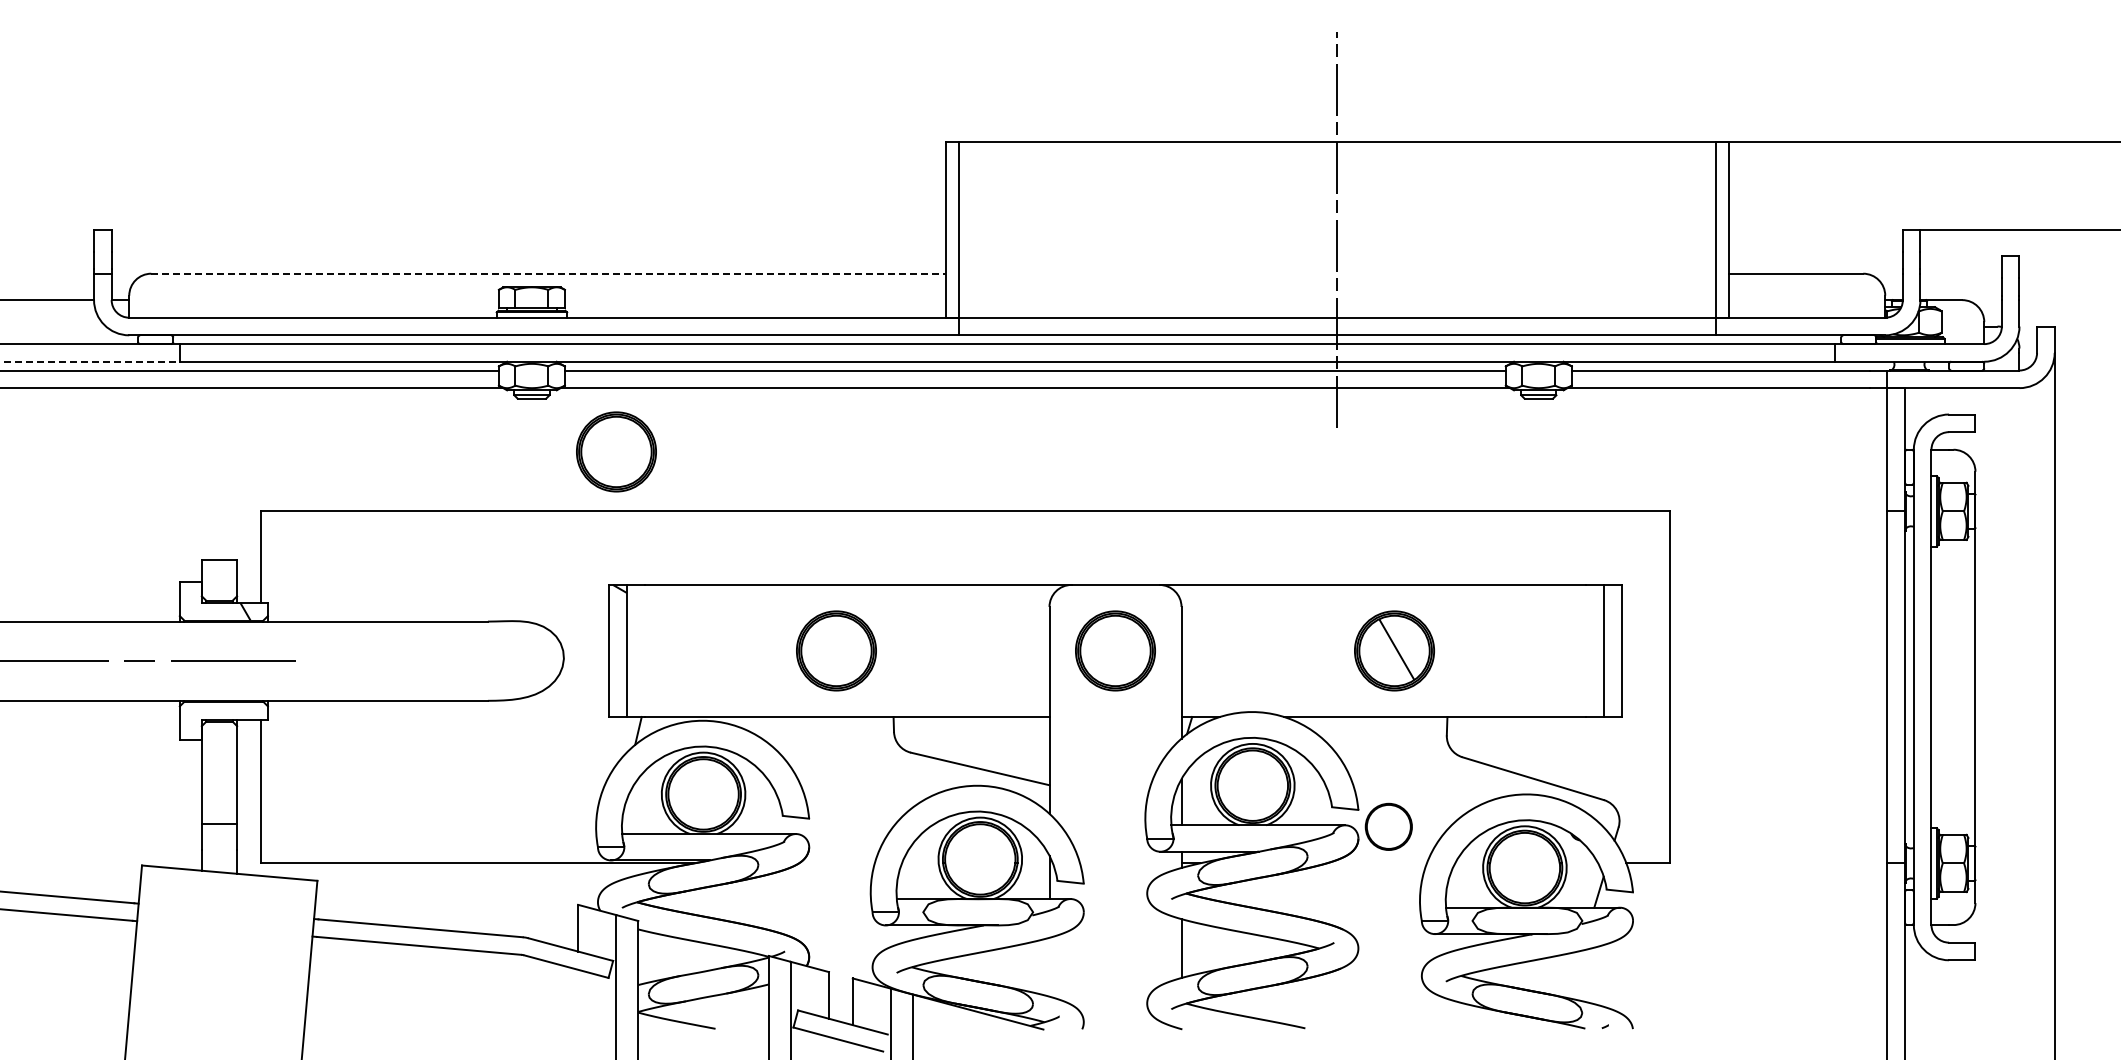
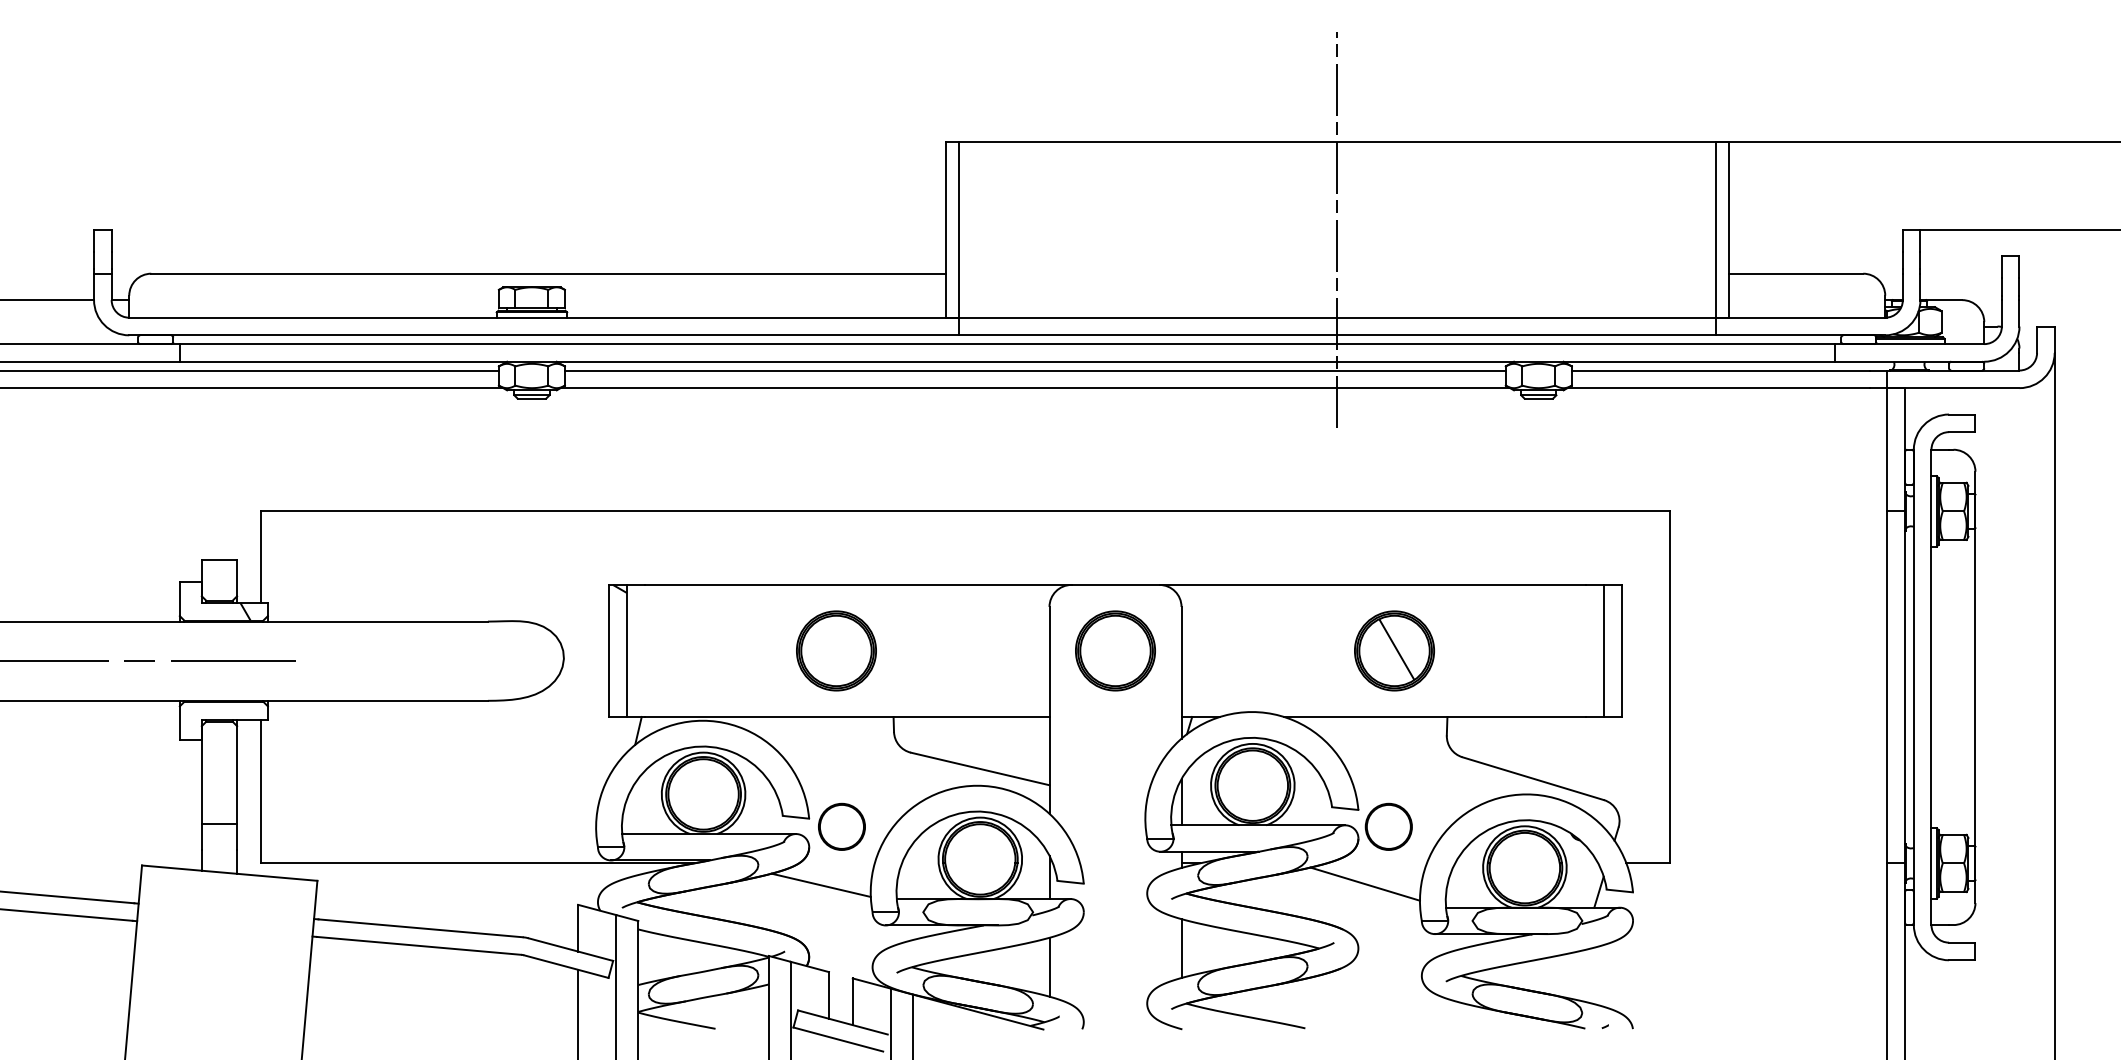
line: dashed -> solid (548, 273)
line: dashed -> solid (90, 361)
part: present -> none (616, 451)
part: none -> present (841, 826)
line: none -> present (1364, 883)
line: none -> present (820, 884)
line: none -> present (1049, 966)
line: none -> present (578, 1012)
